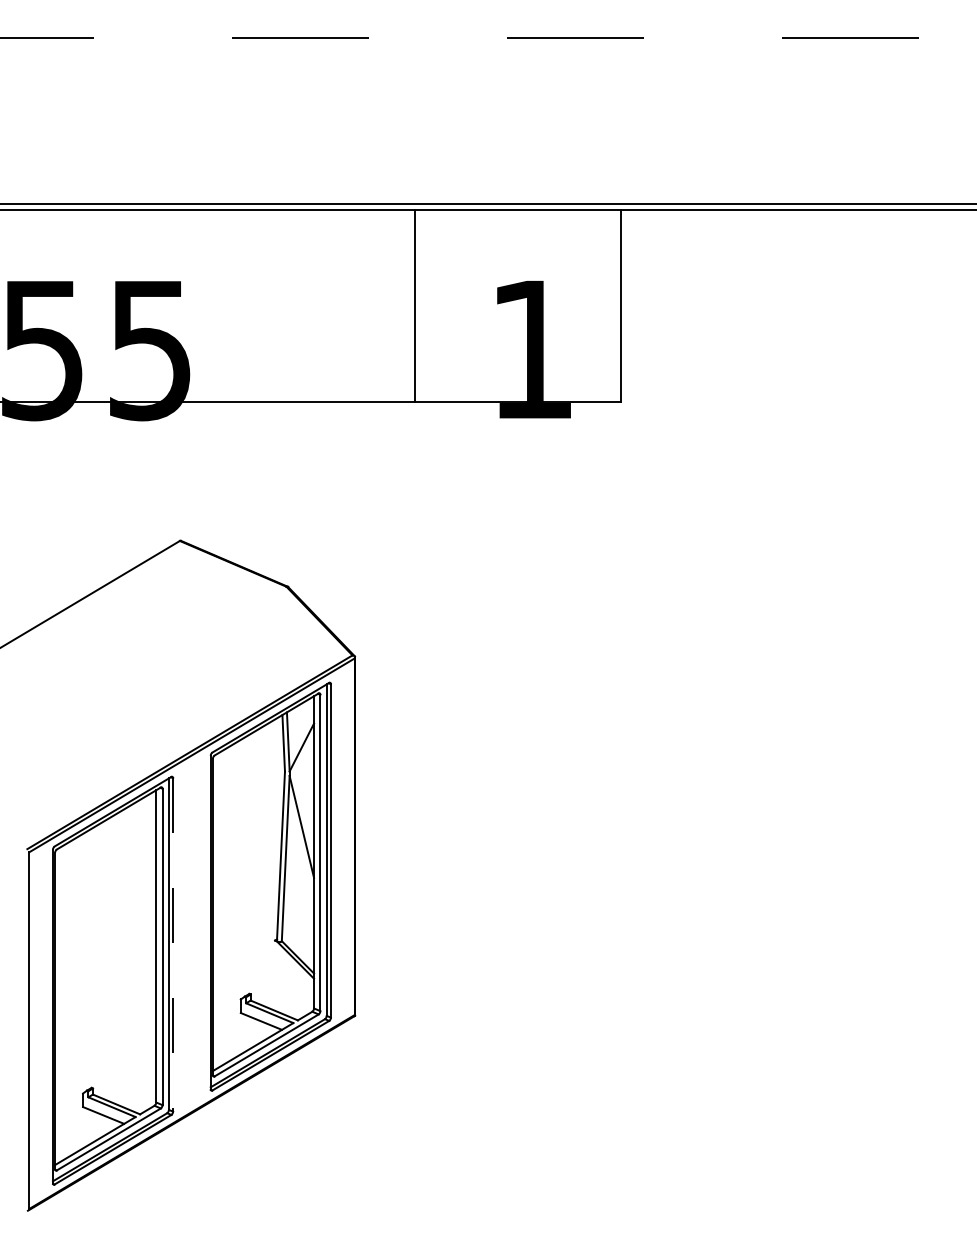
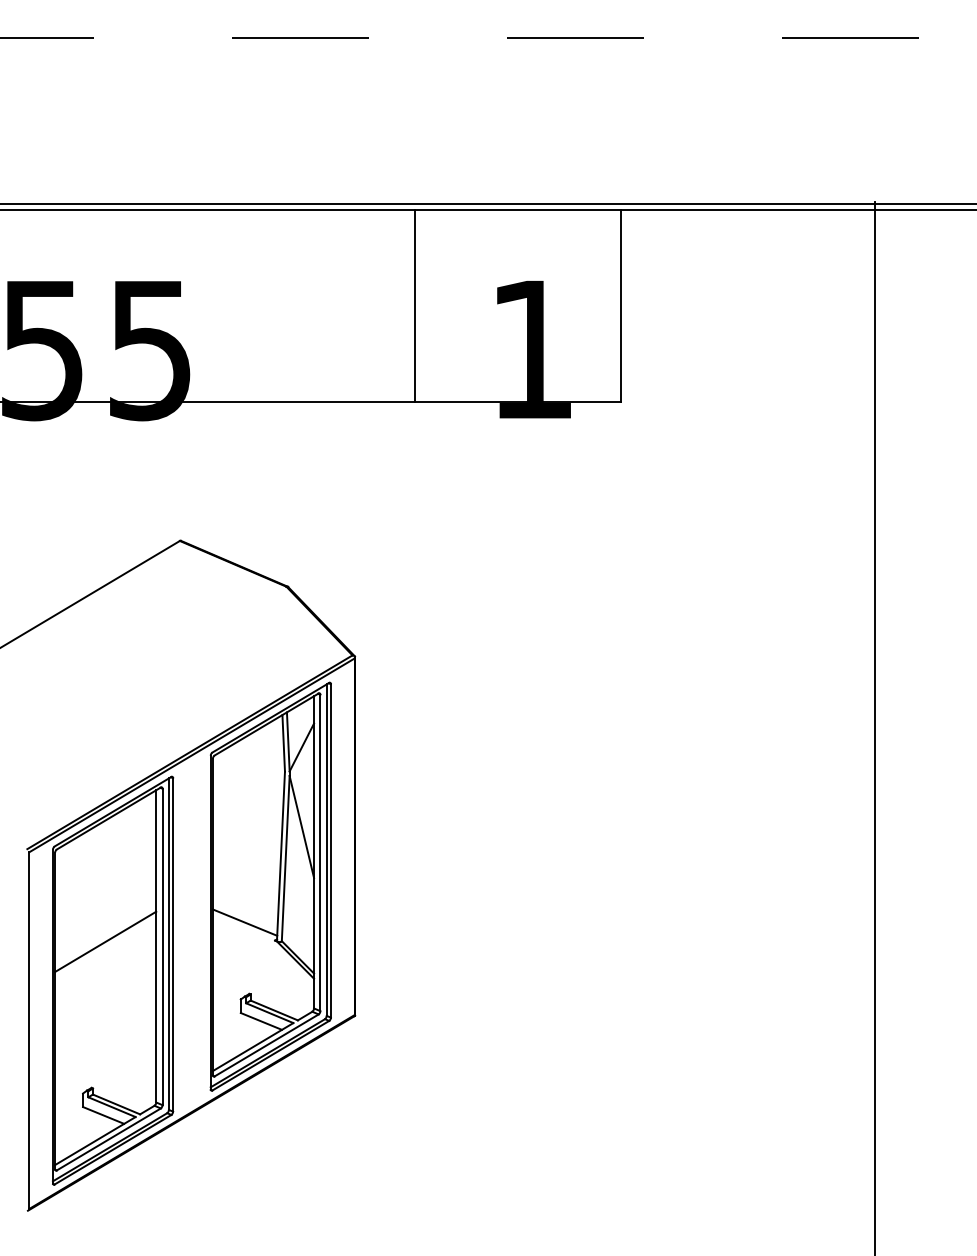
line: none -> present (875, 726)
line: none -> present (244, 922)
line: none -> present (105, 941)
line: dashed -> solid (173, 944)
